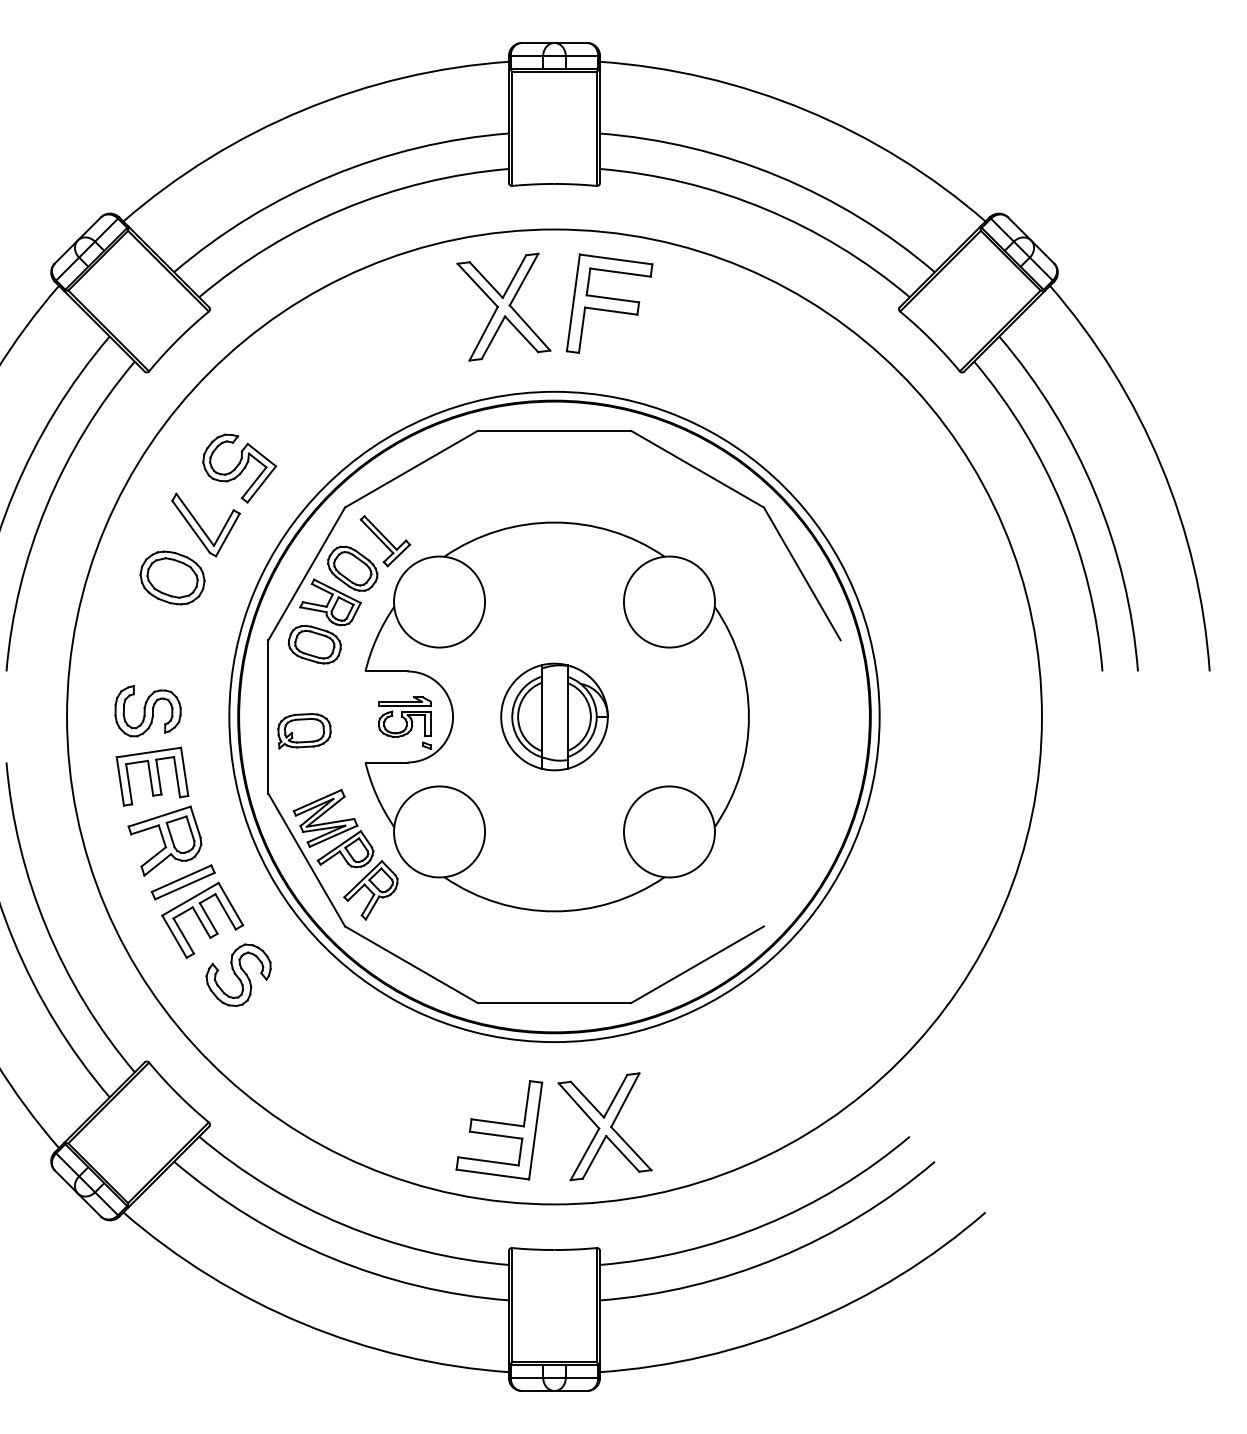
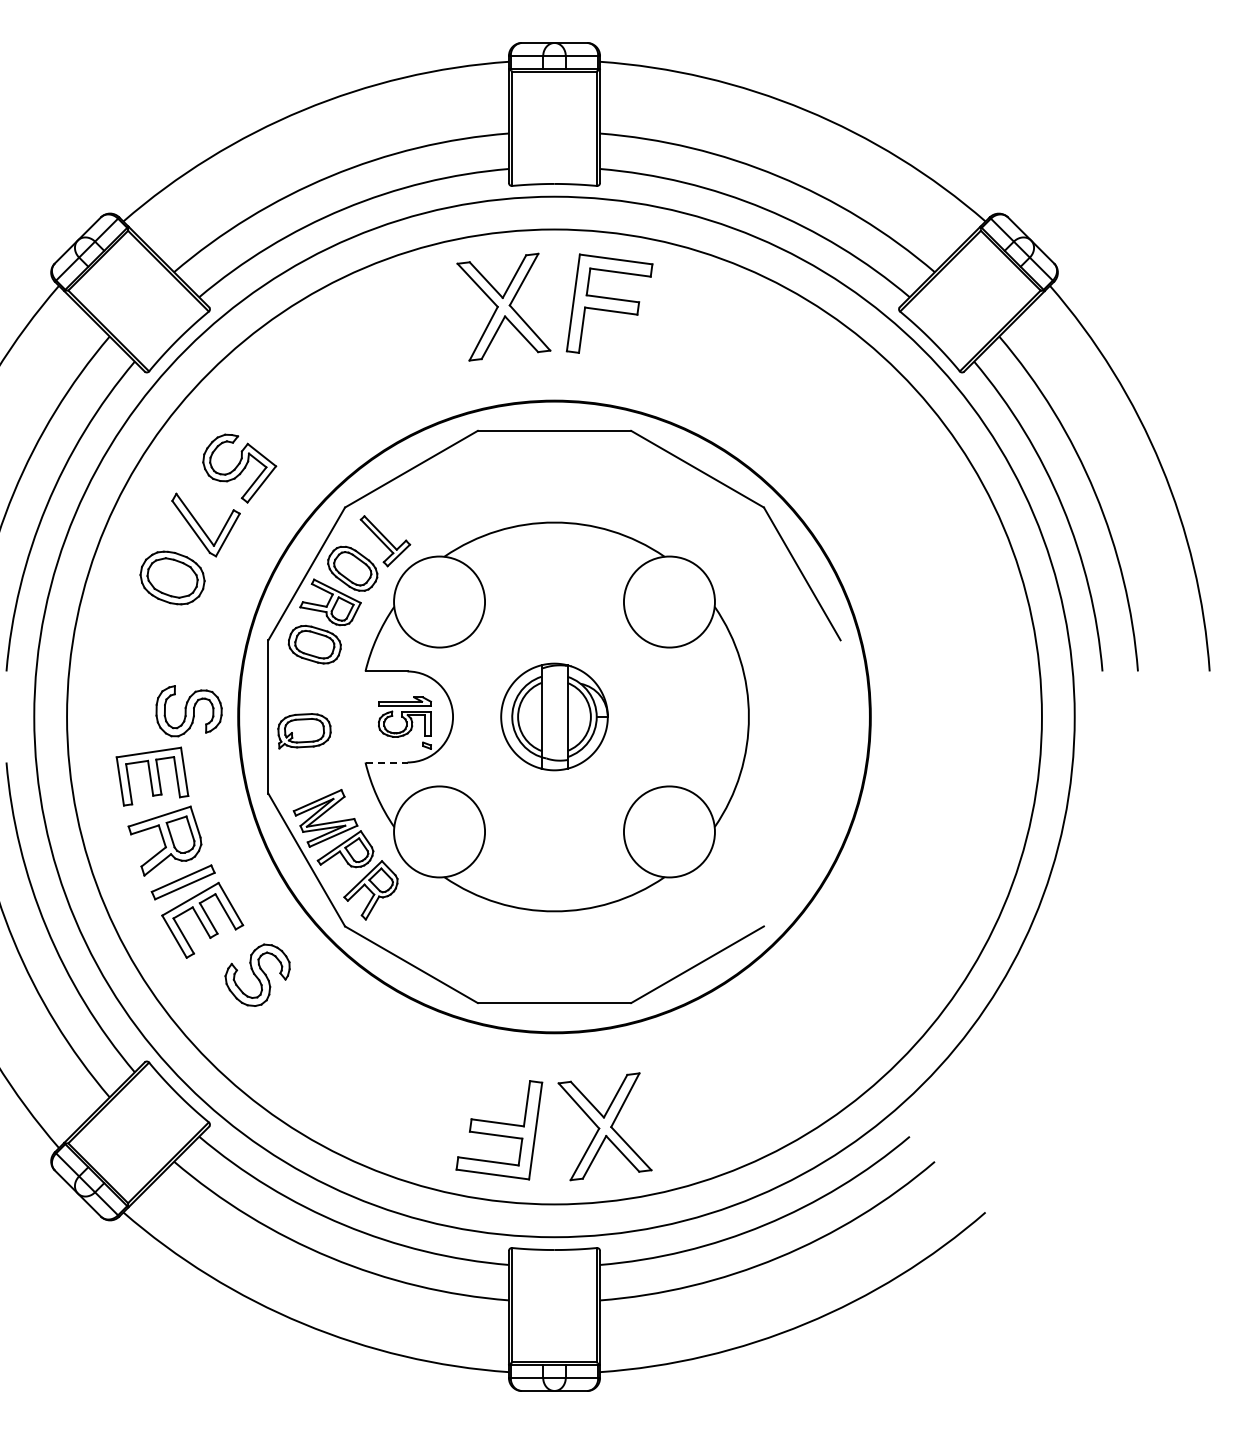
part position: (147, 711) -> (188, 711) (188, 711)
circle diameter: 650 px -> 1040 px (554, 716)
line: solid -> dashed (387, 762)
part position: (238, 974) -> (257, 974) (257, 974)
